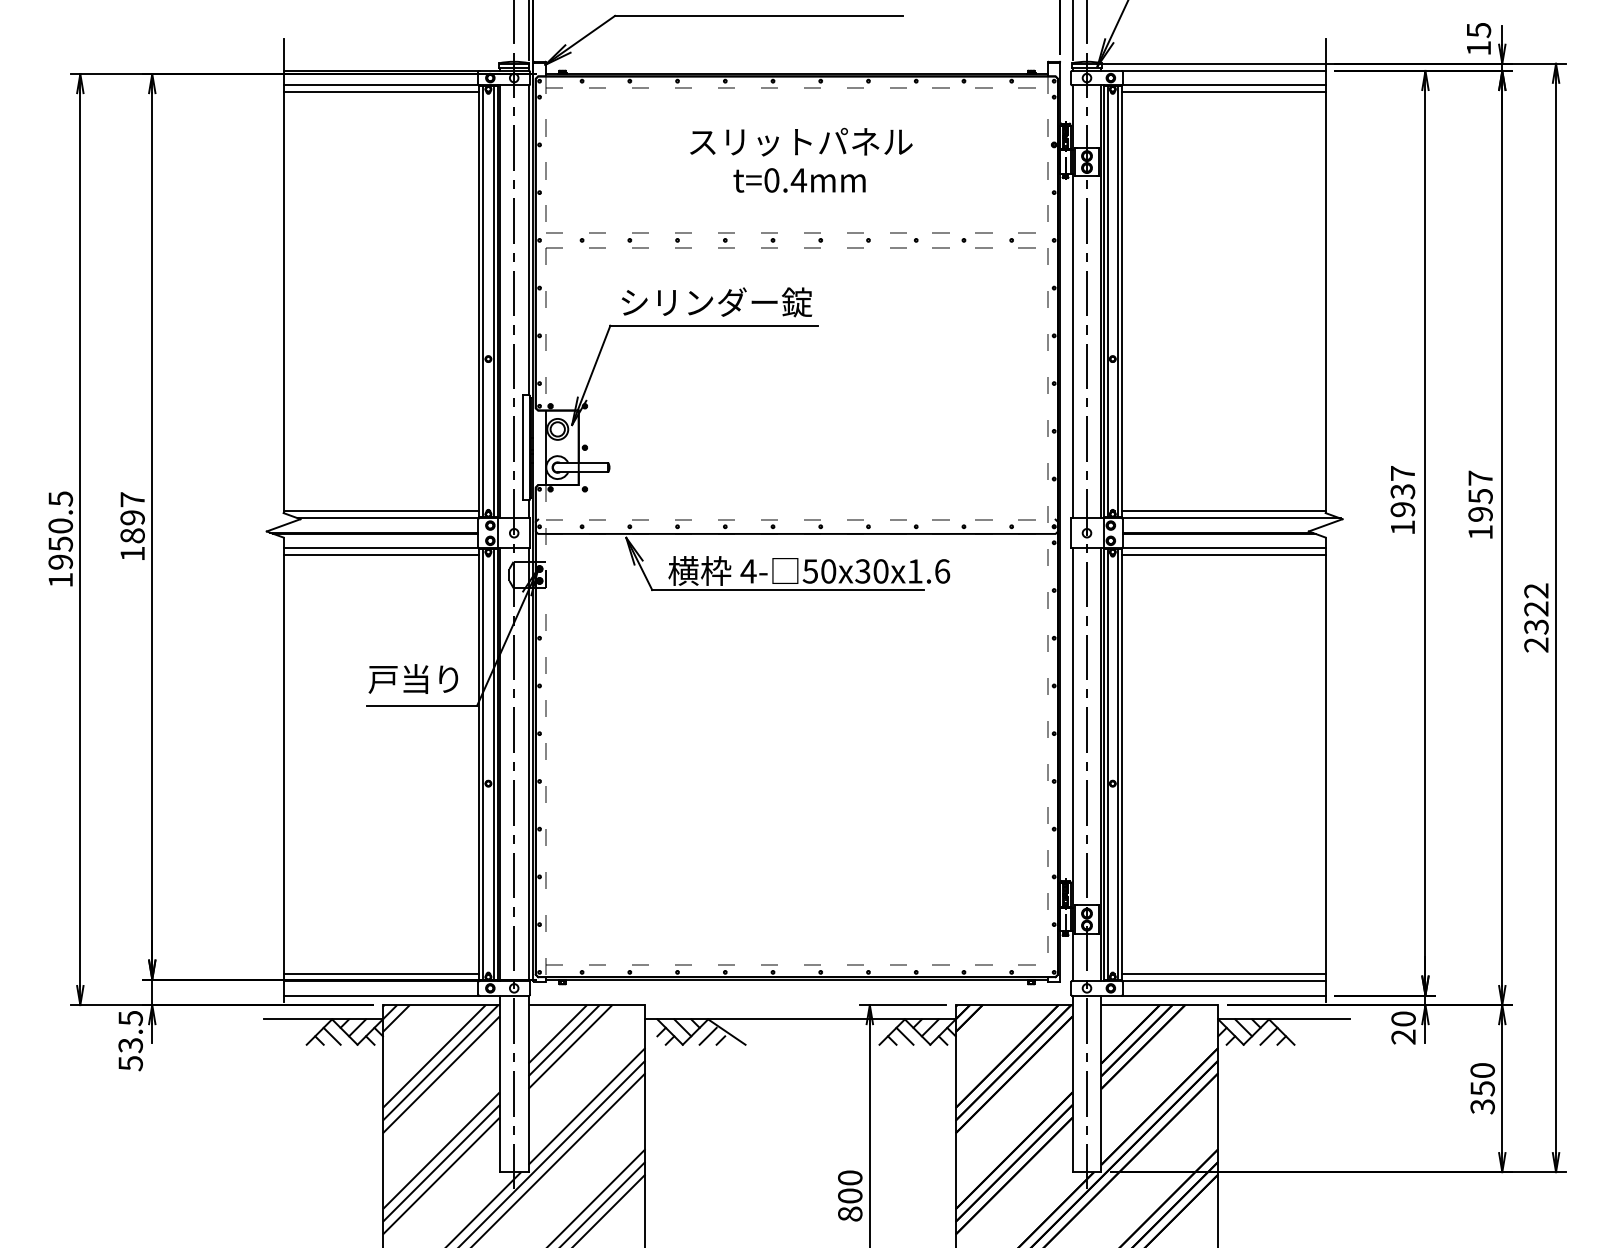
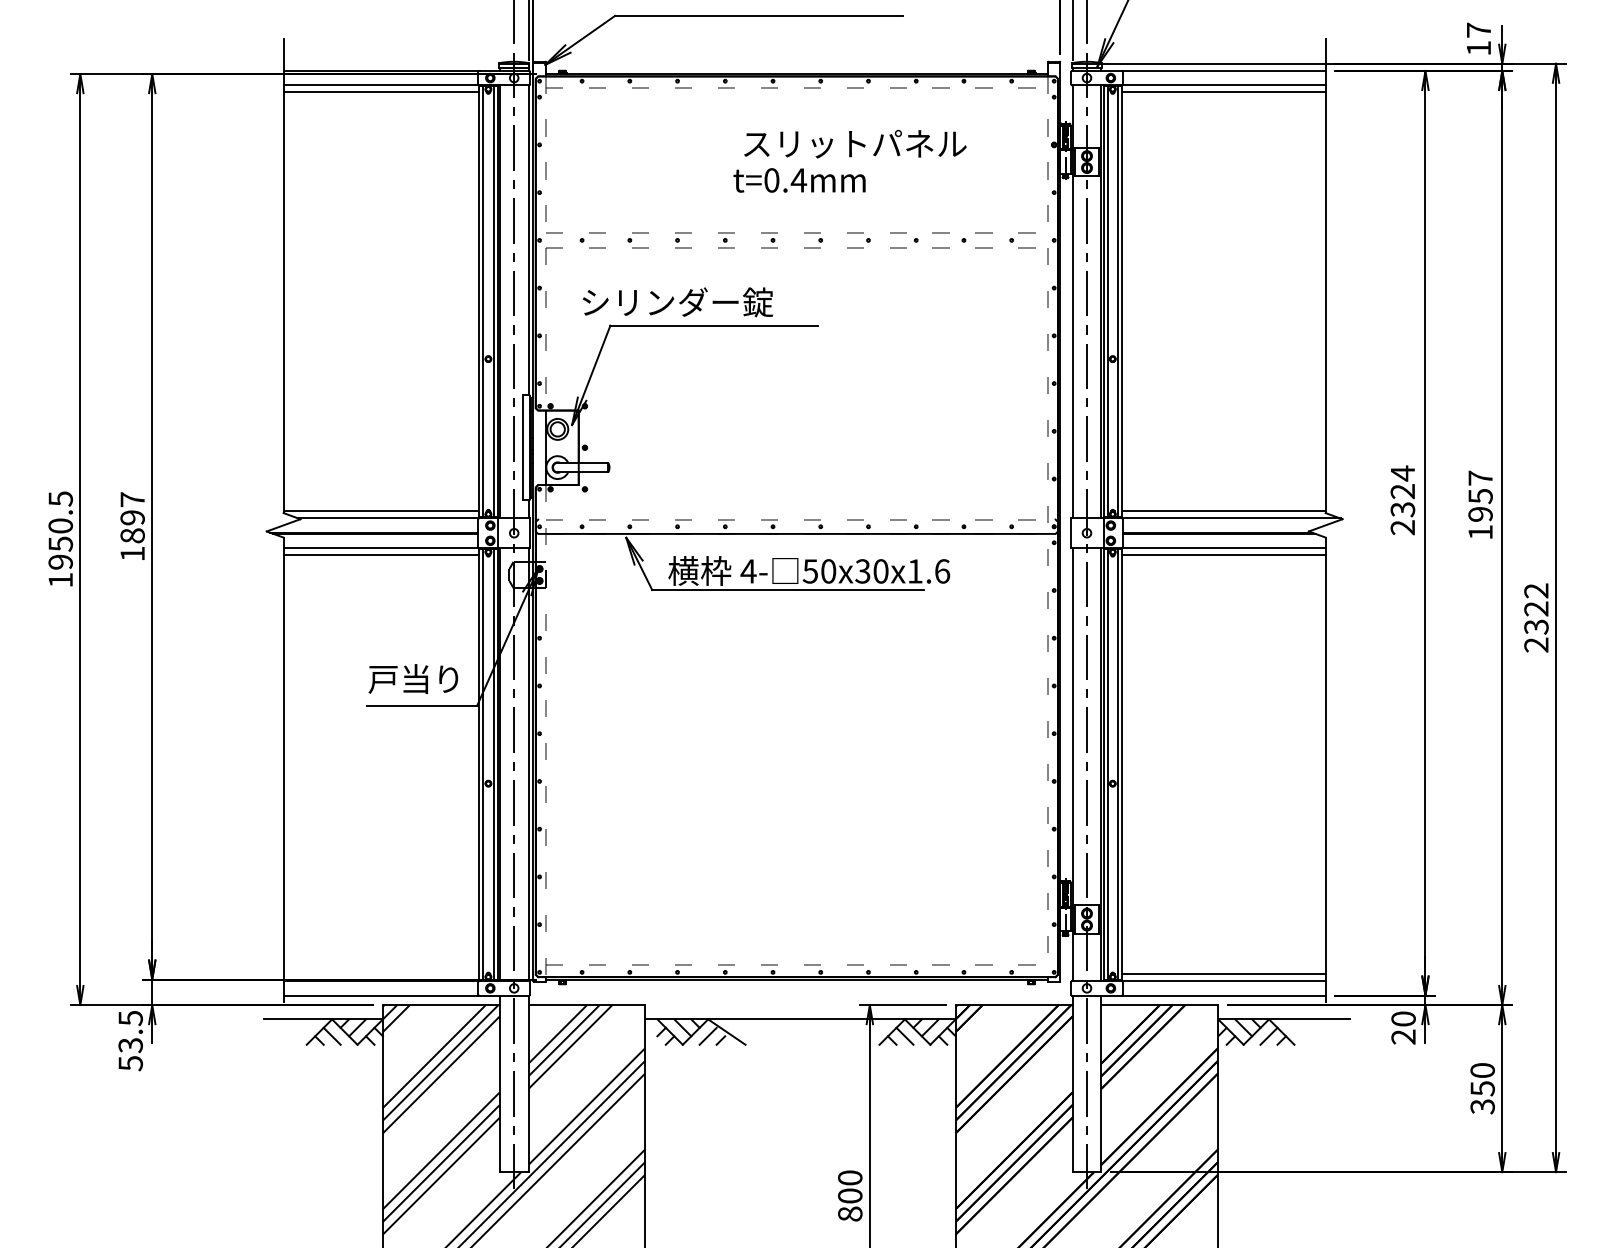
text: 15 -> 17 (1479, 30)
text position: (801, 141) -> (855, 143) (855, 143)
text position: (716, 302) -> (677, 302) (677, 302)
text: 1937 -> 2324 (1402, 500)
line: present -> none (381, 974)
